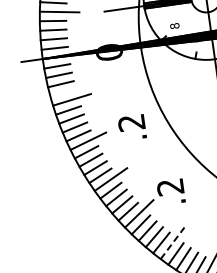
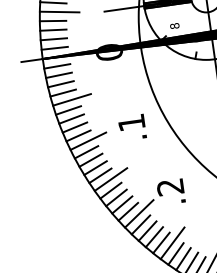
line: none -> present (62, 92)
text: .2 -> .1 (131, 122)
line: dashed -> solid (172, 243)
